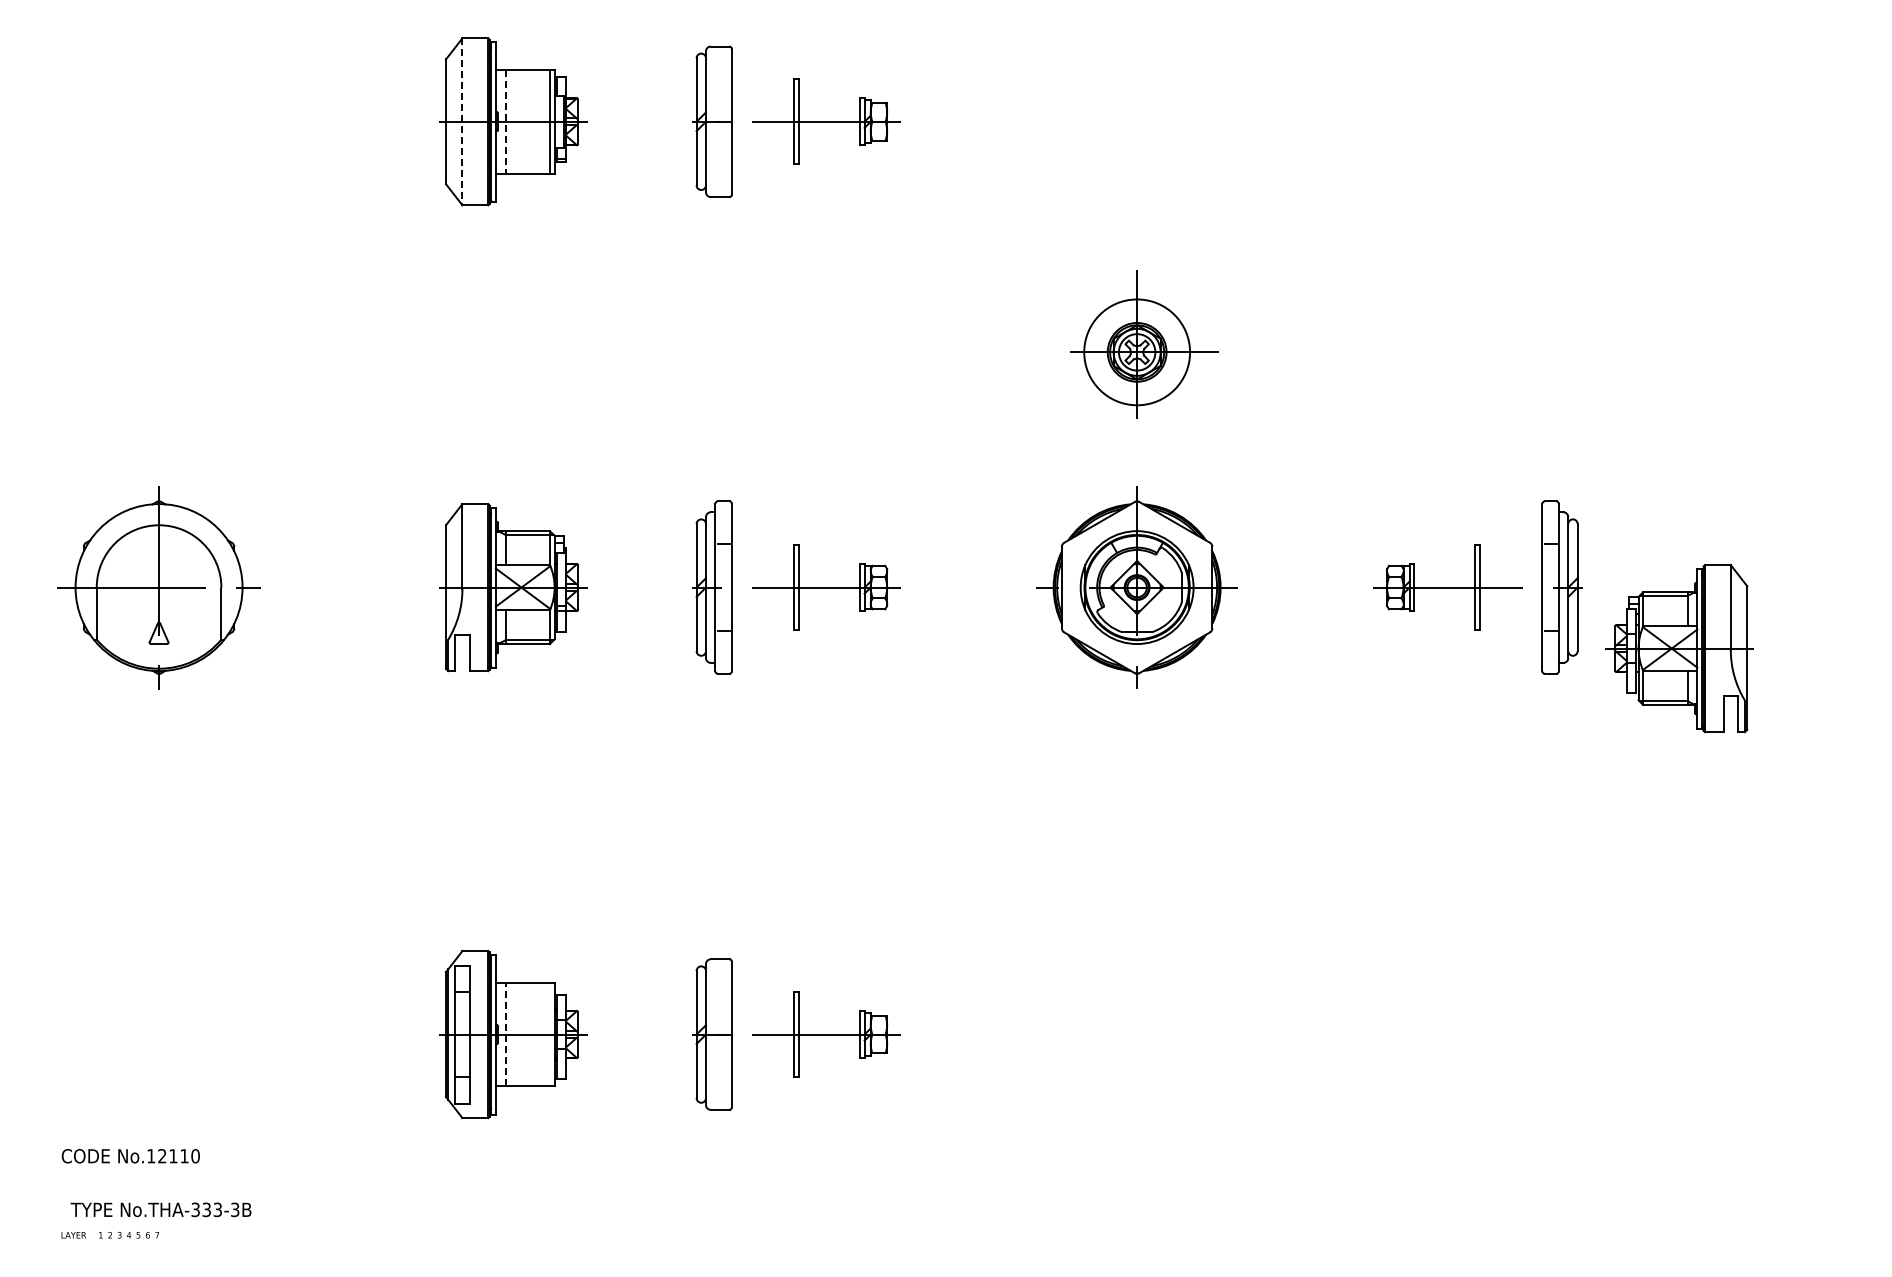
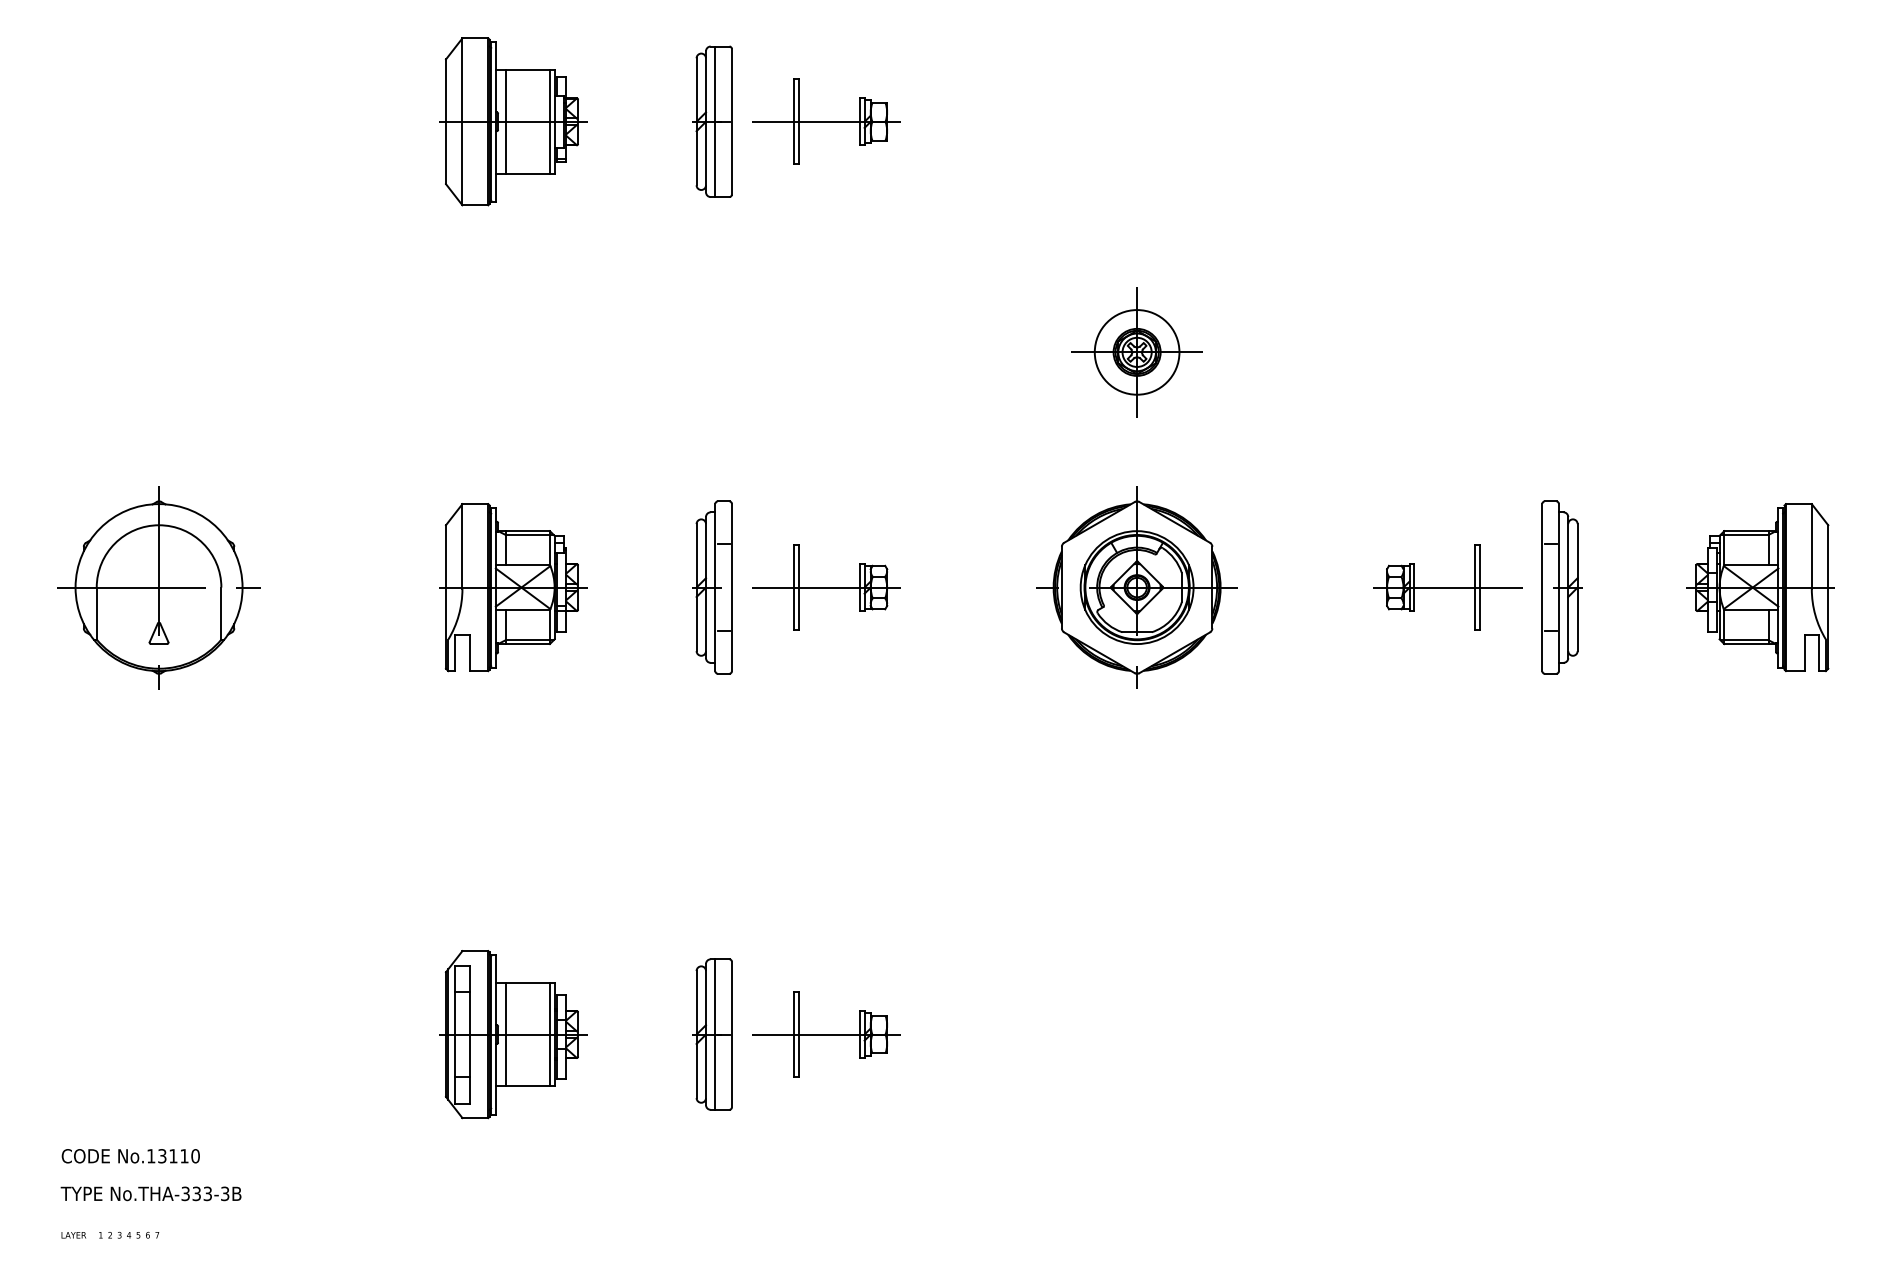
line: dashed -> solid (505, 121)
line: none -> present (715, 121)
line: dashed -> solid (462, 122)
part size: 149x149 px -> 132x131 px (1136, 352)
part position: (1679, 648) -> (1760, 587) (1760, 587)
line: dashed -> solid (505, 1034)
line: none -> present (549, 1034)
line: none -> present (715, 1034)
text: No.12110 -> No.13110 (162, 1156)
text position: (160, 1209) -> (150, 1193) (150, 1193)
